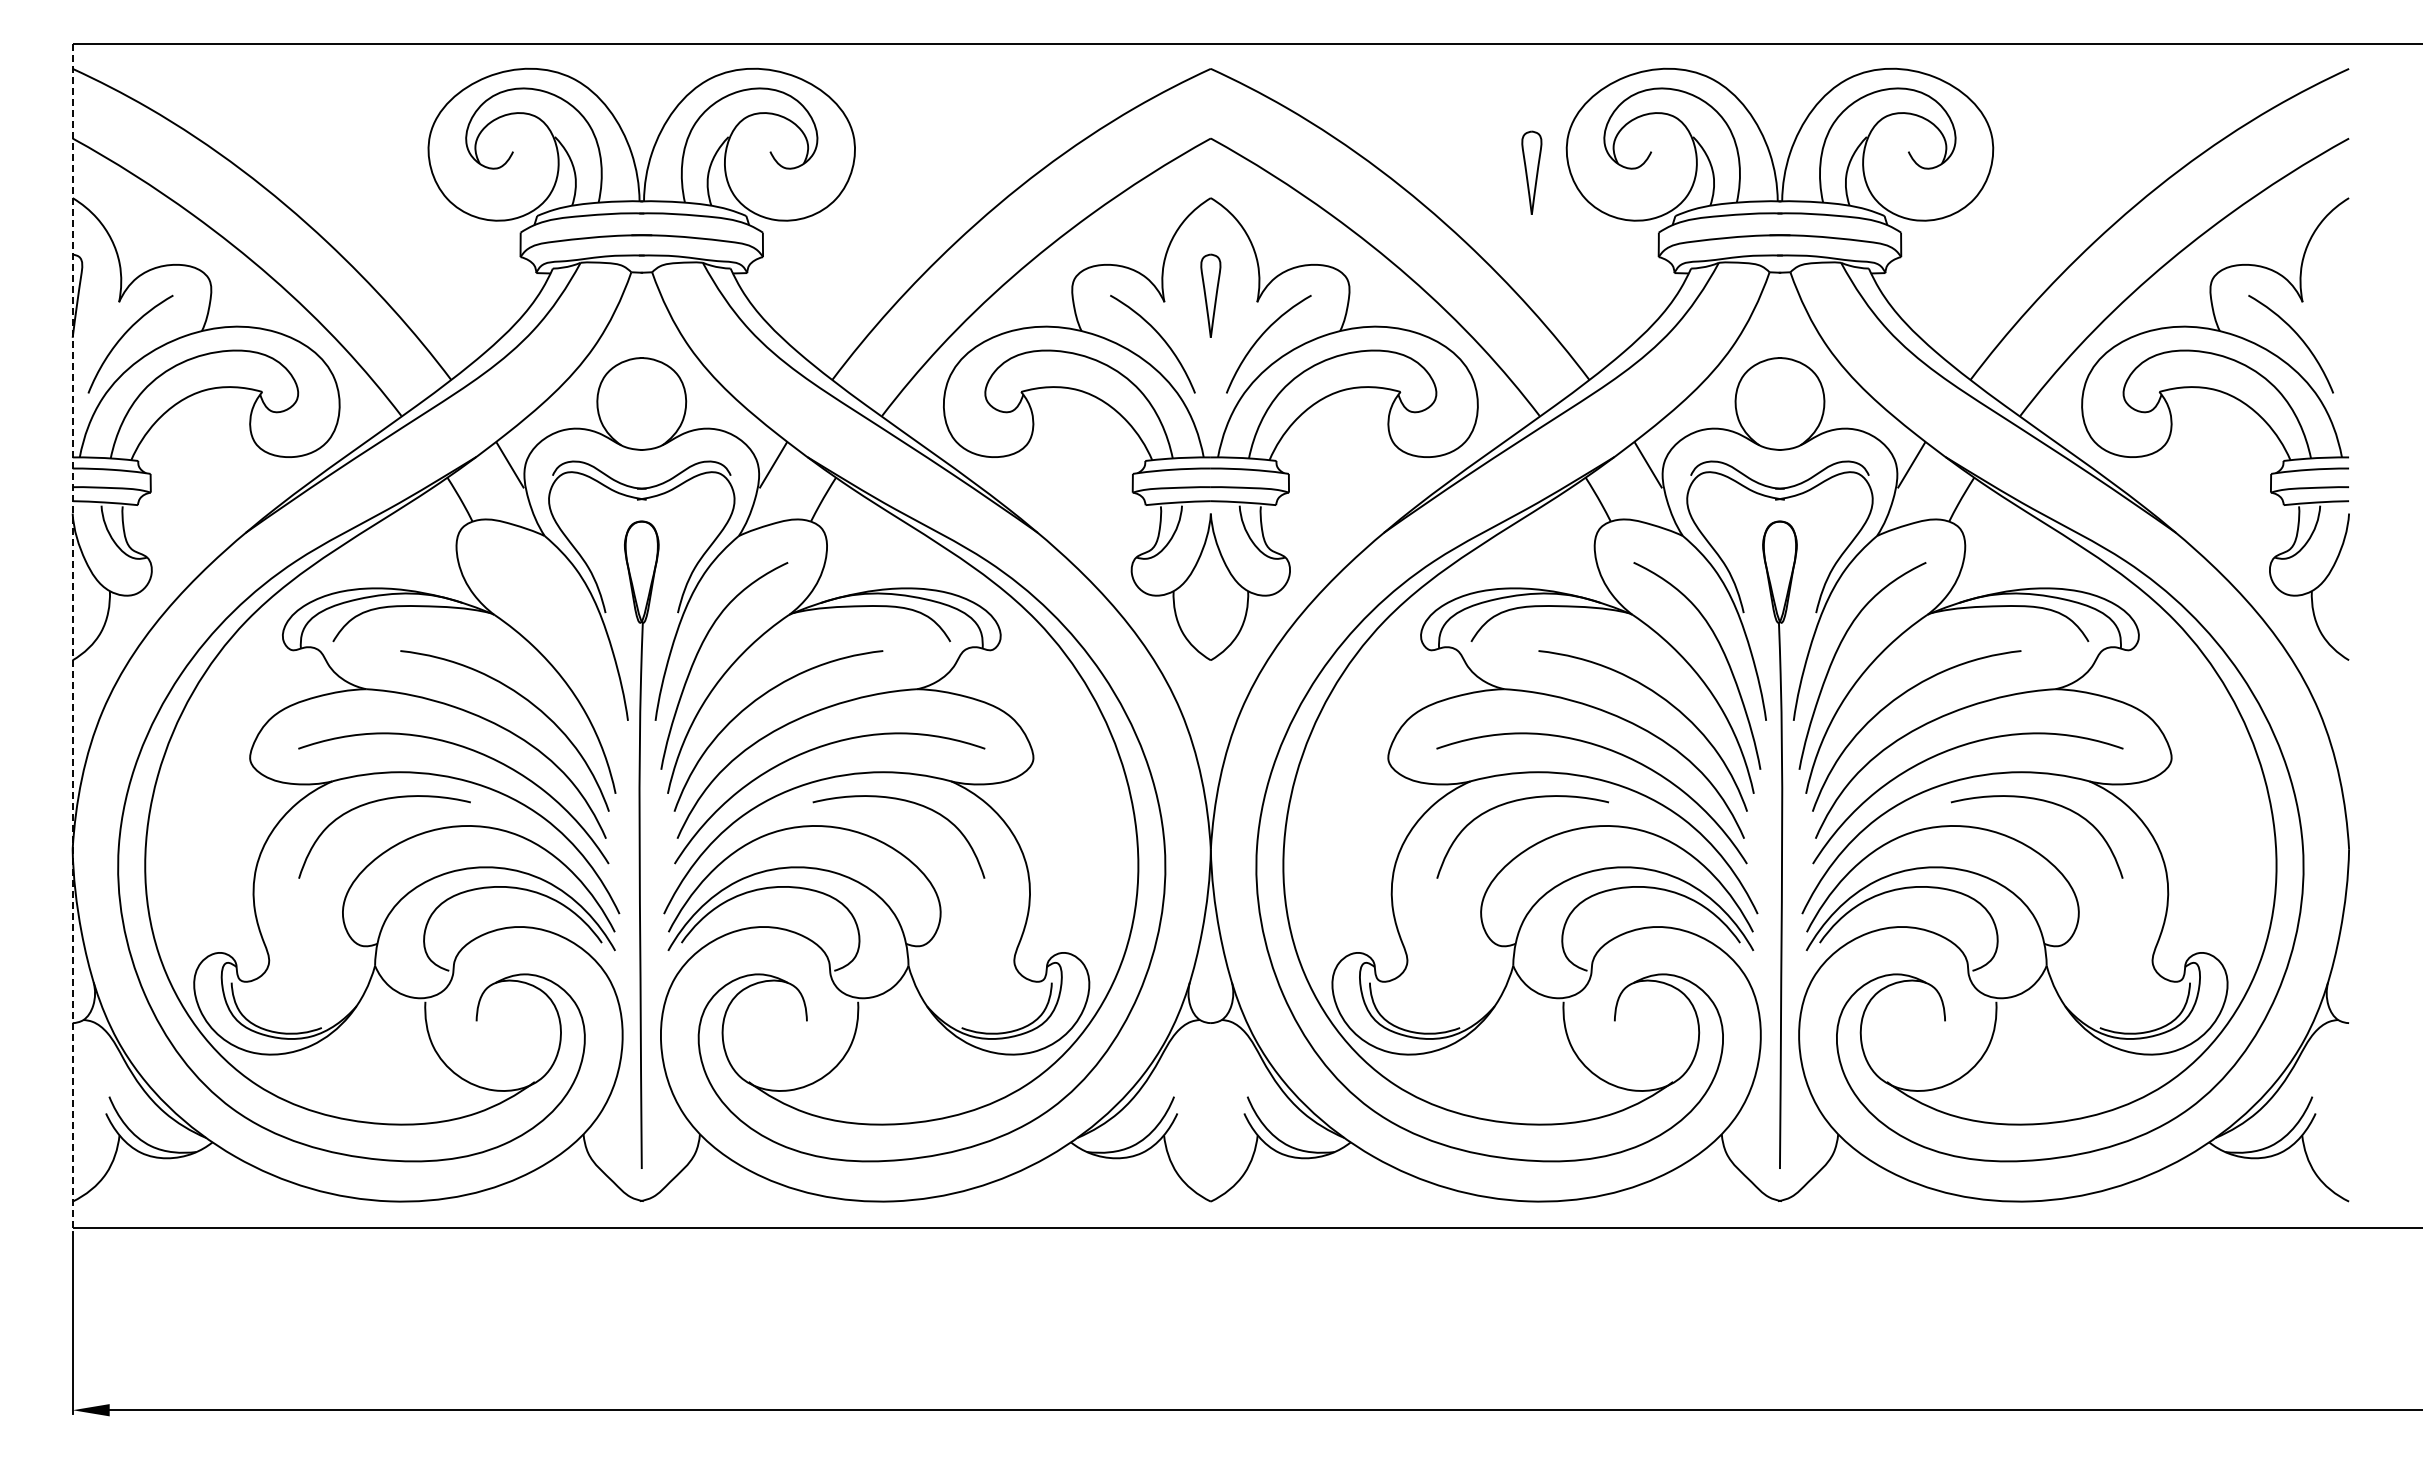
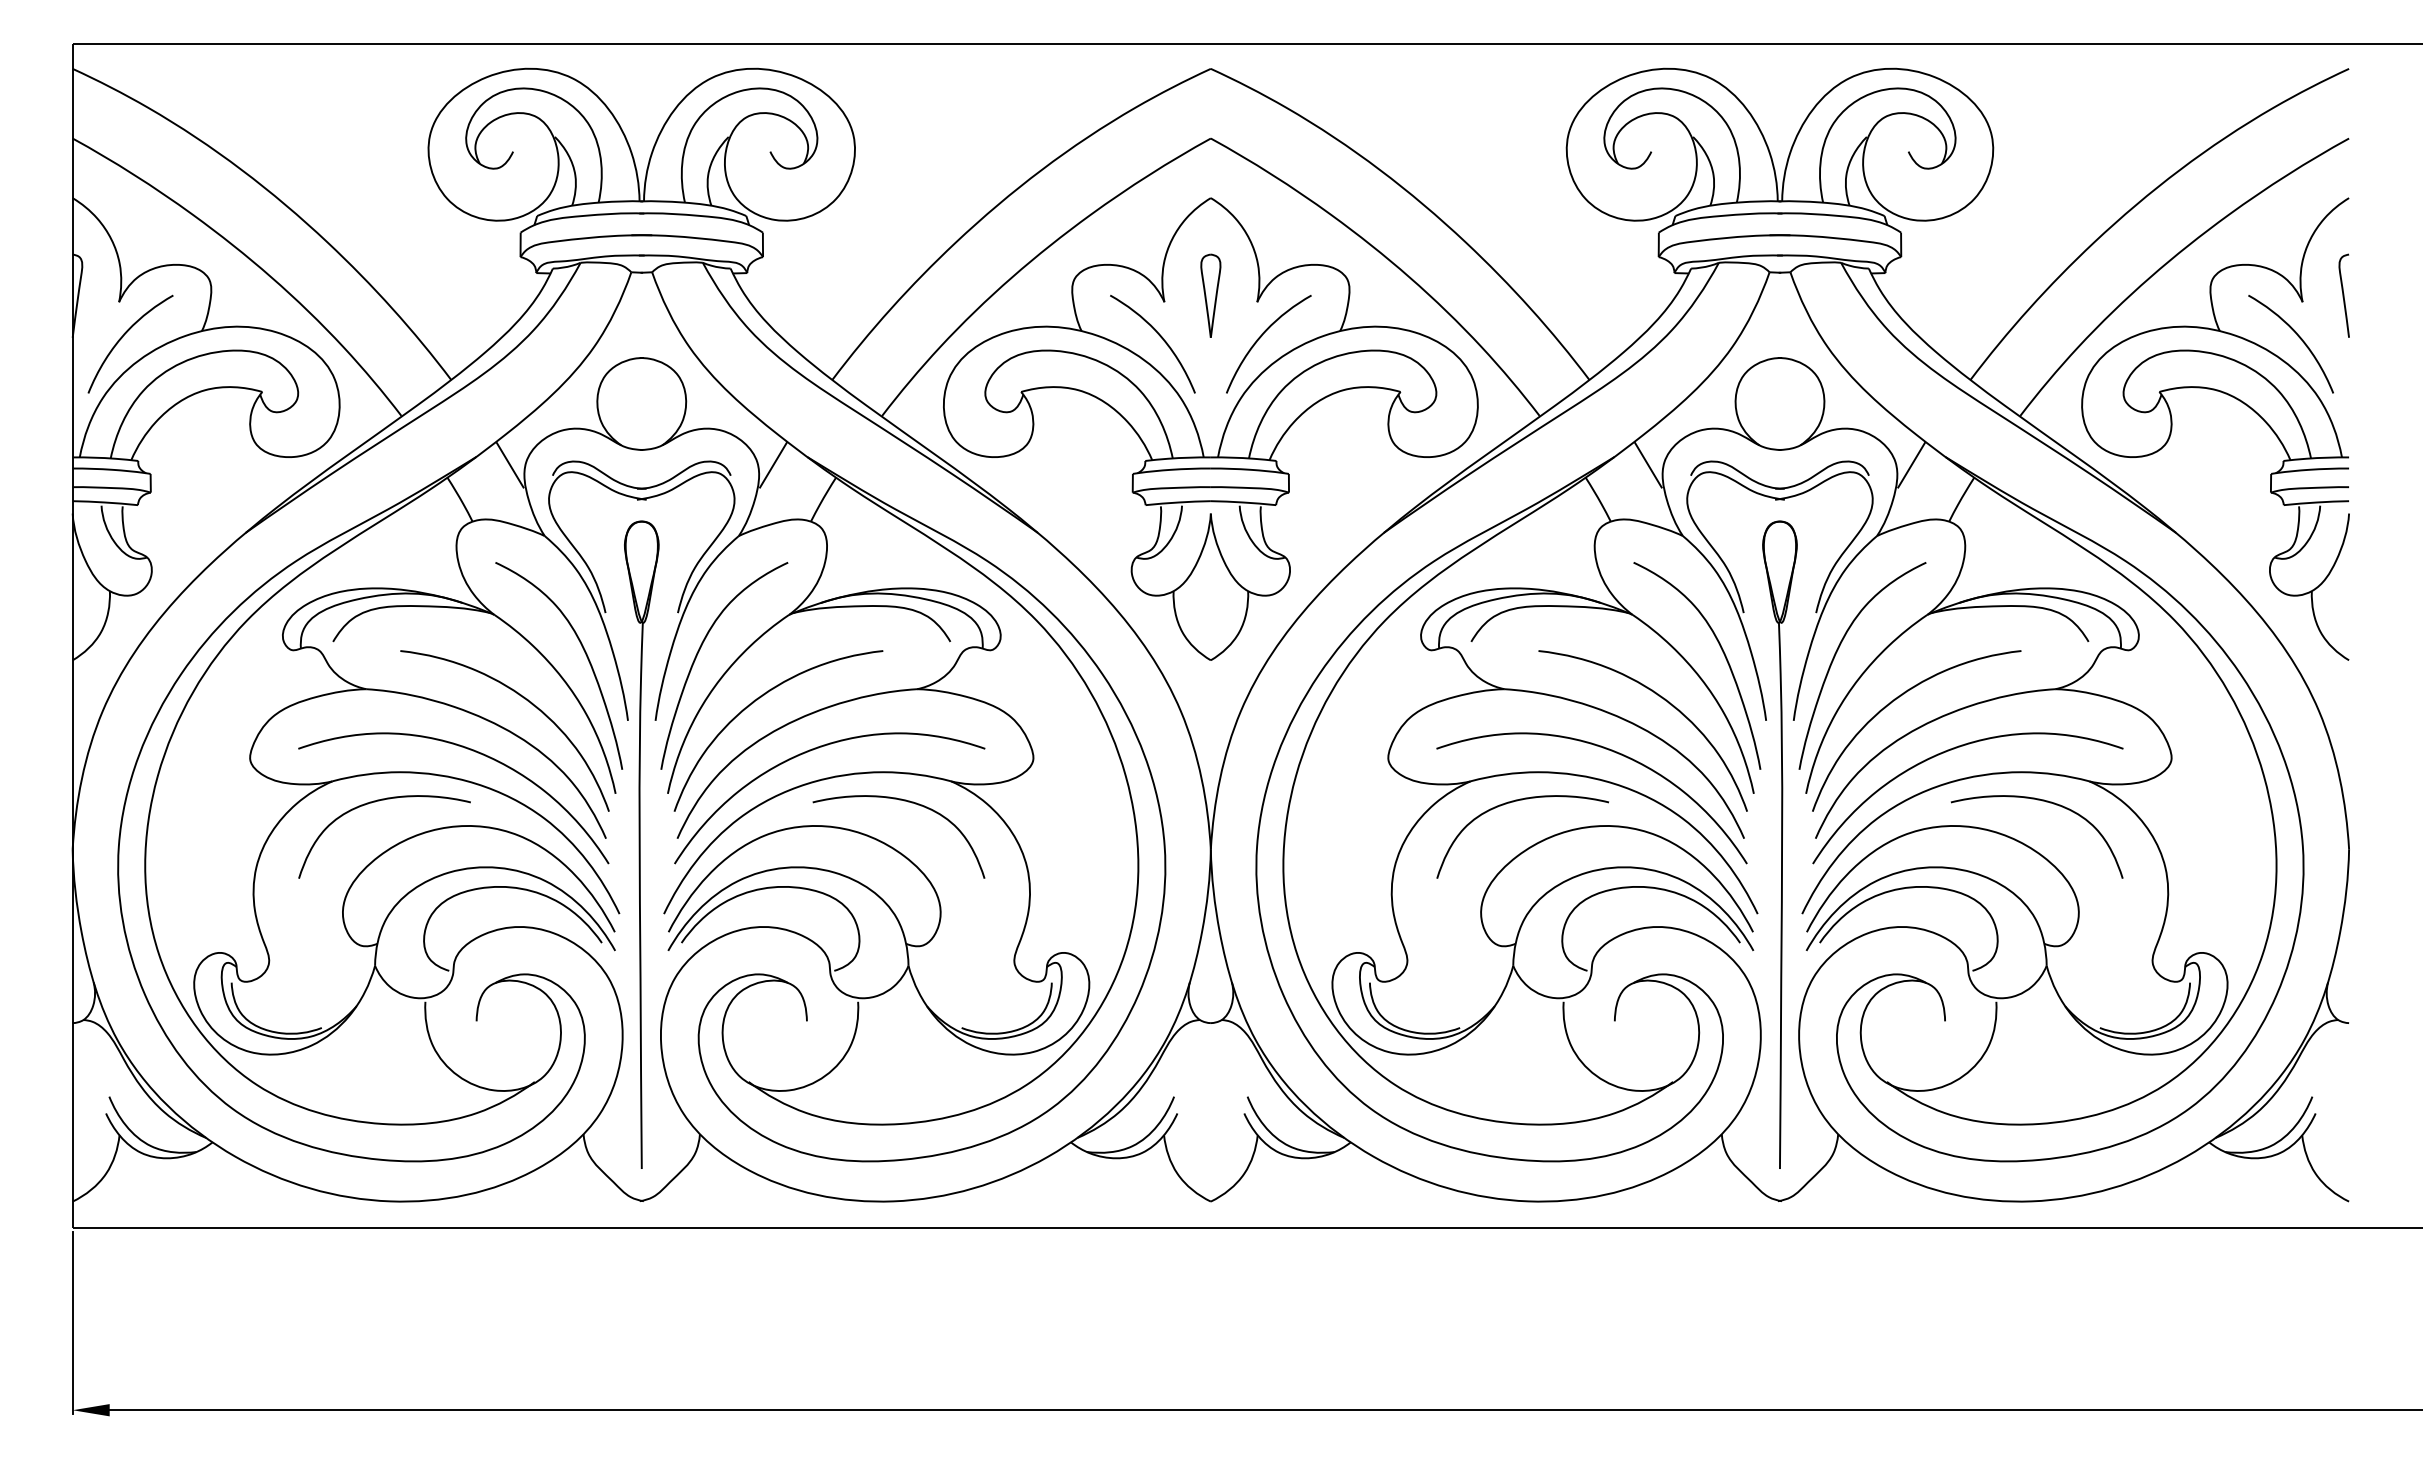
part: present -> none (1531, 172)
curve: none -> present (2343, 295)
line: dashed -> solid (72, 636)
curve: none -> present (586, 657)
